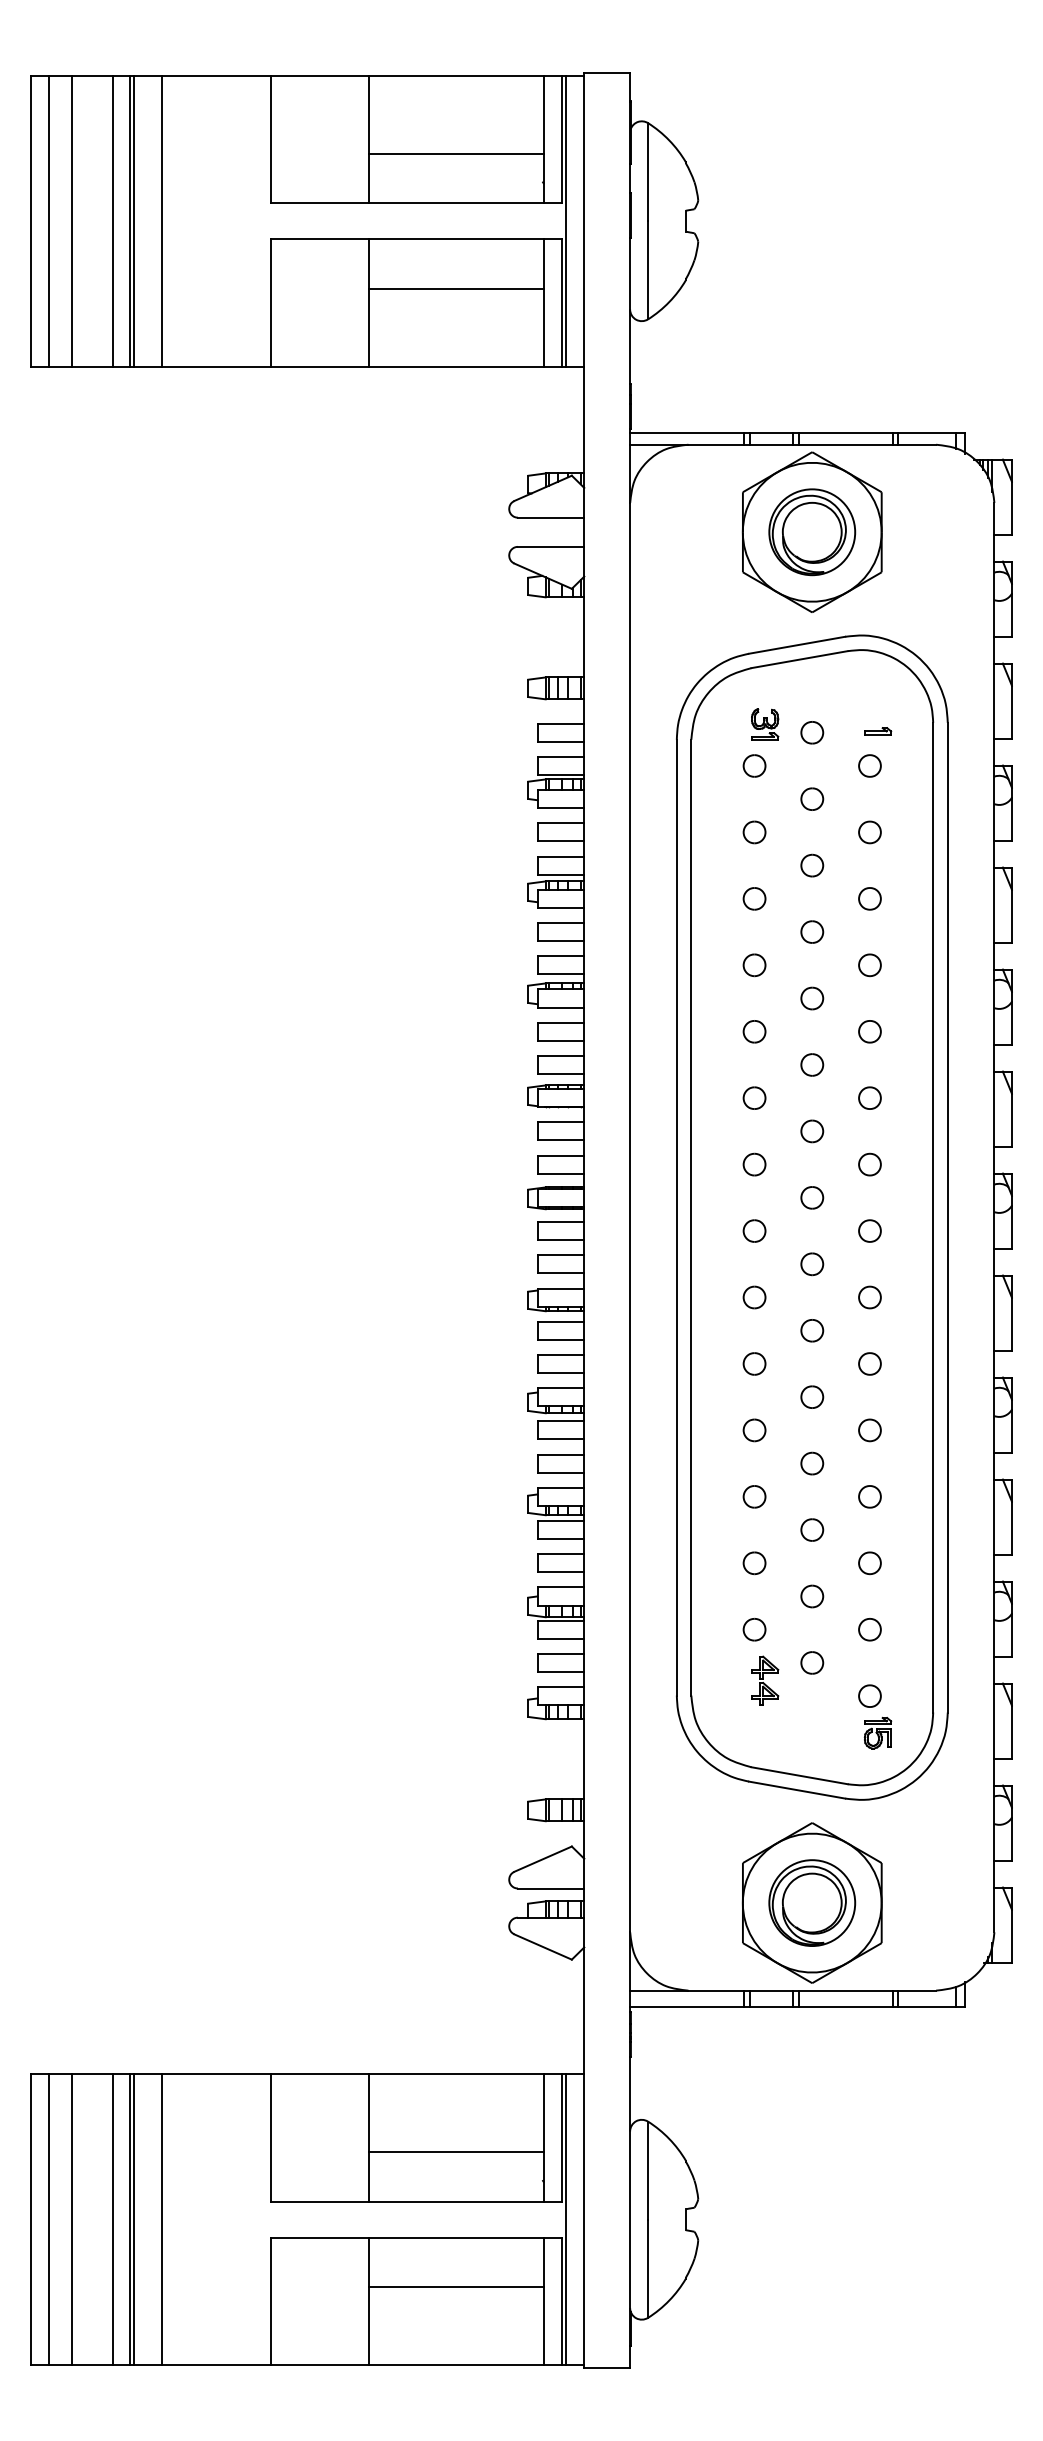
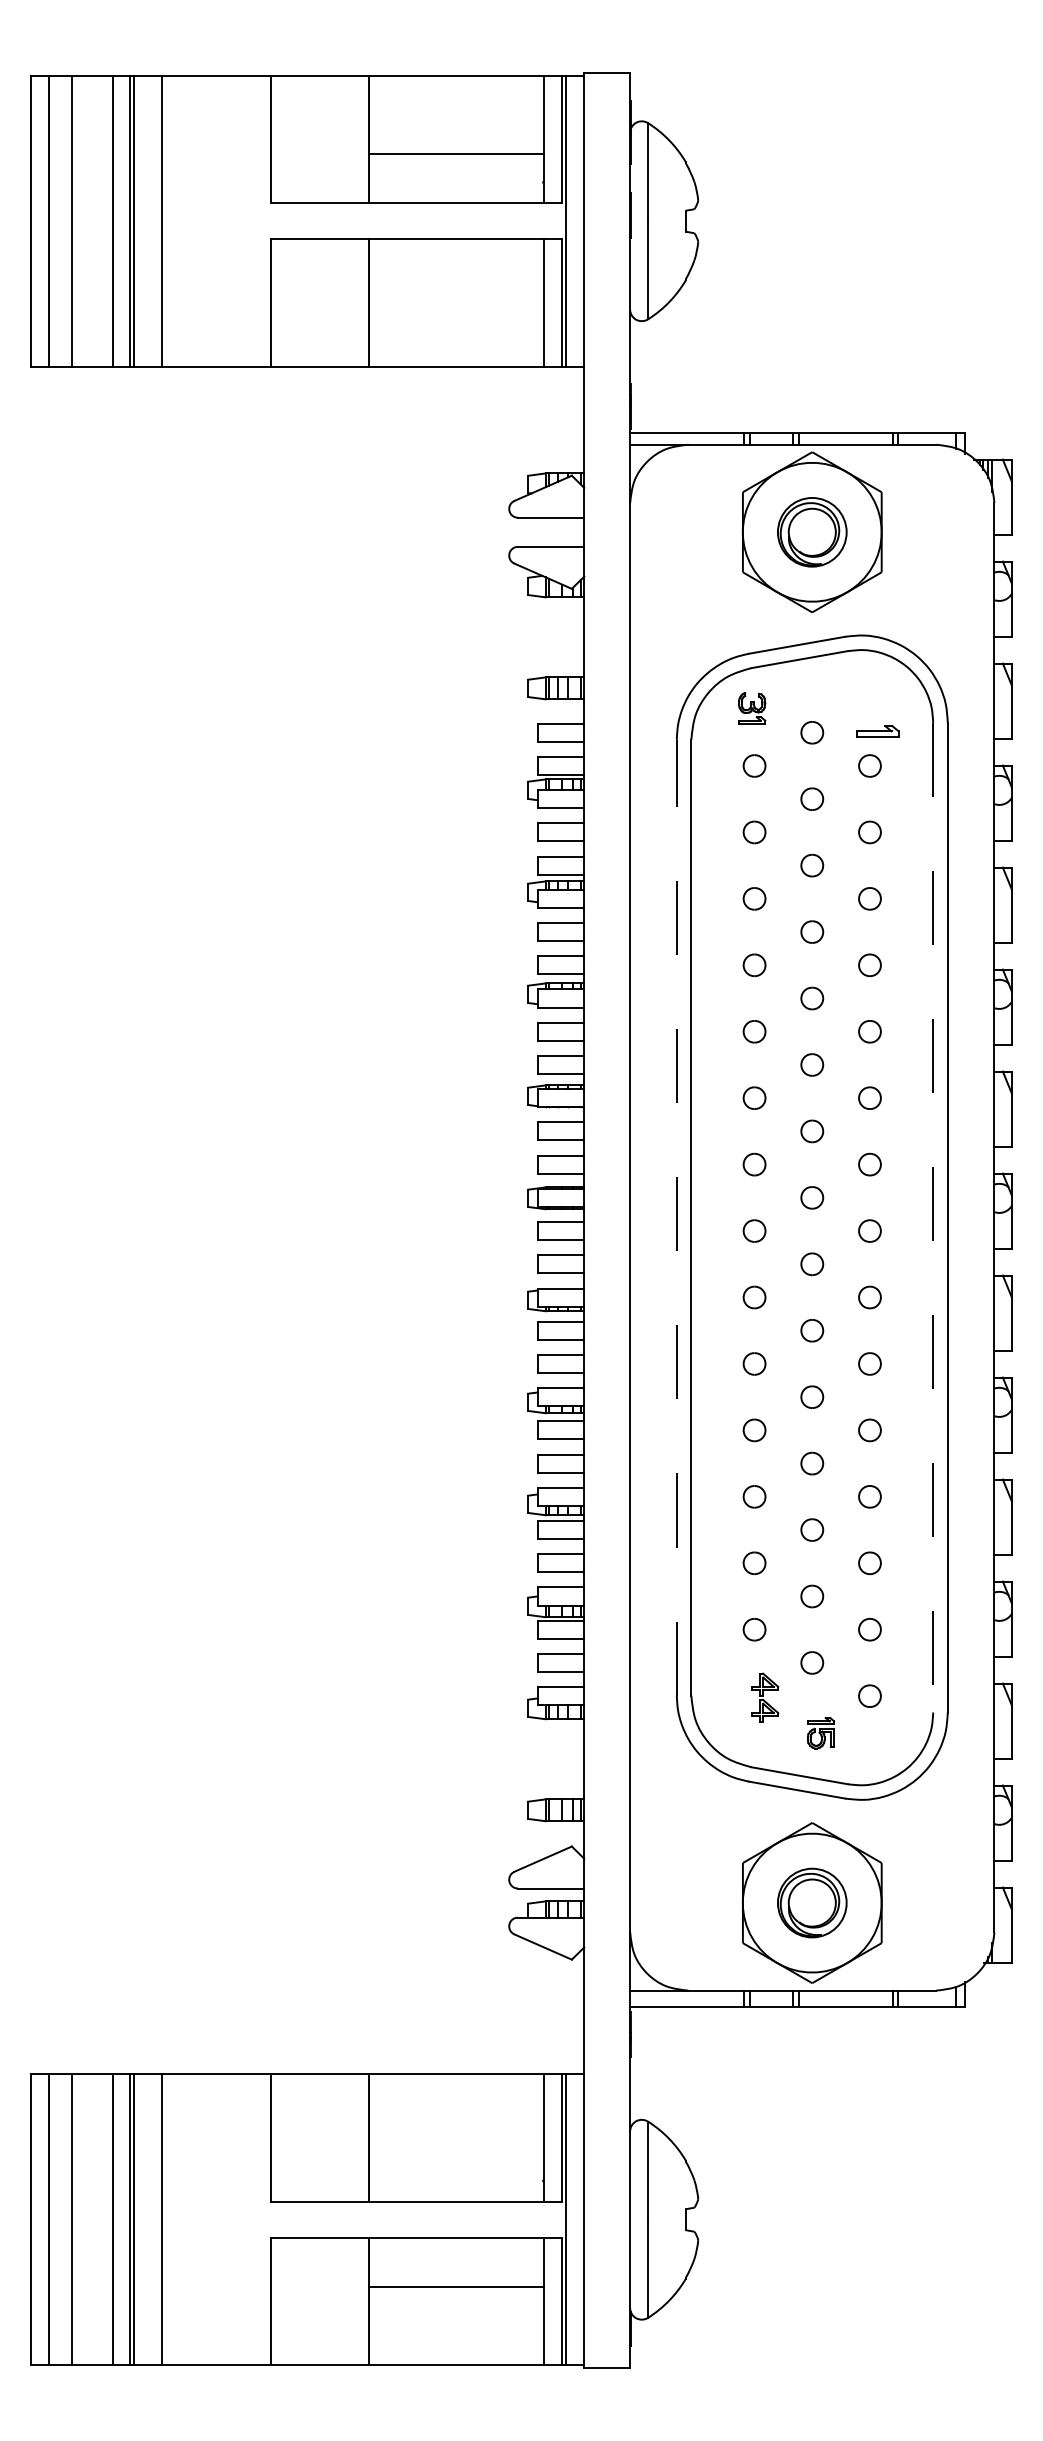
line: present -> none (455, 288)
part size: 89x89 px -> 71x71 px (812, 532)
part position: (765, 724) -> (752, 708) (752, 708)
part size: 29x9 px -> 44x13 px (877, 731)
line: solid -> dashed (676, 1217)
line: solid -> dashed (933, 1217)
part position: (765, 1680) -> (765, 1697) (765, 1697)
part position: (877, 1732) -> (820, 1732) (820, 1732)
part size: 89x88 px -> 71x72 px (812, 1902)
line: present -> none (455, 2152)
